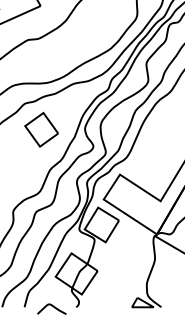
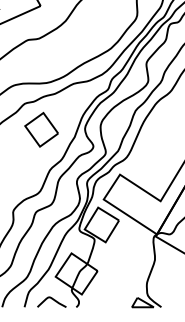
curve position: (51, 306) -> (51, 299) (51, 299)
